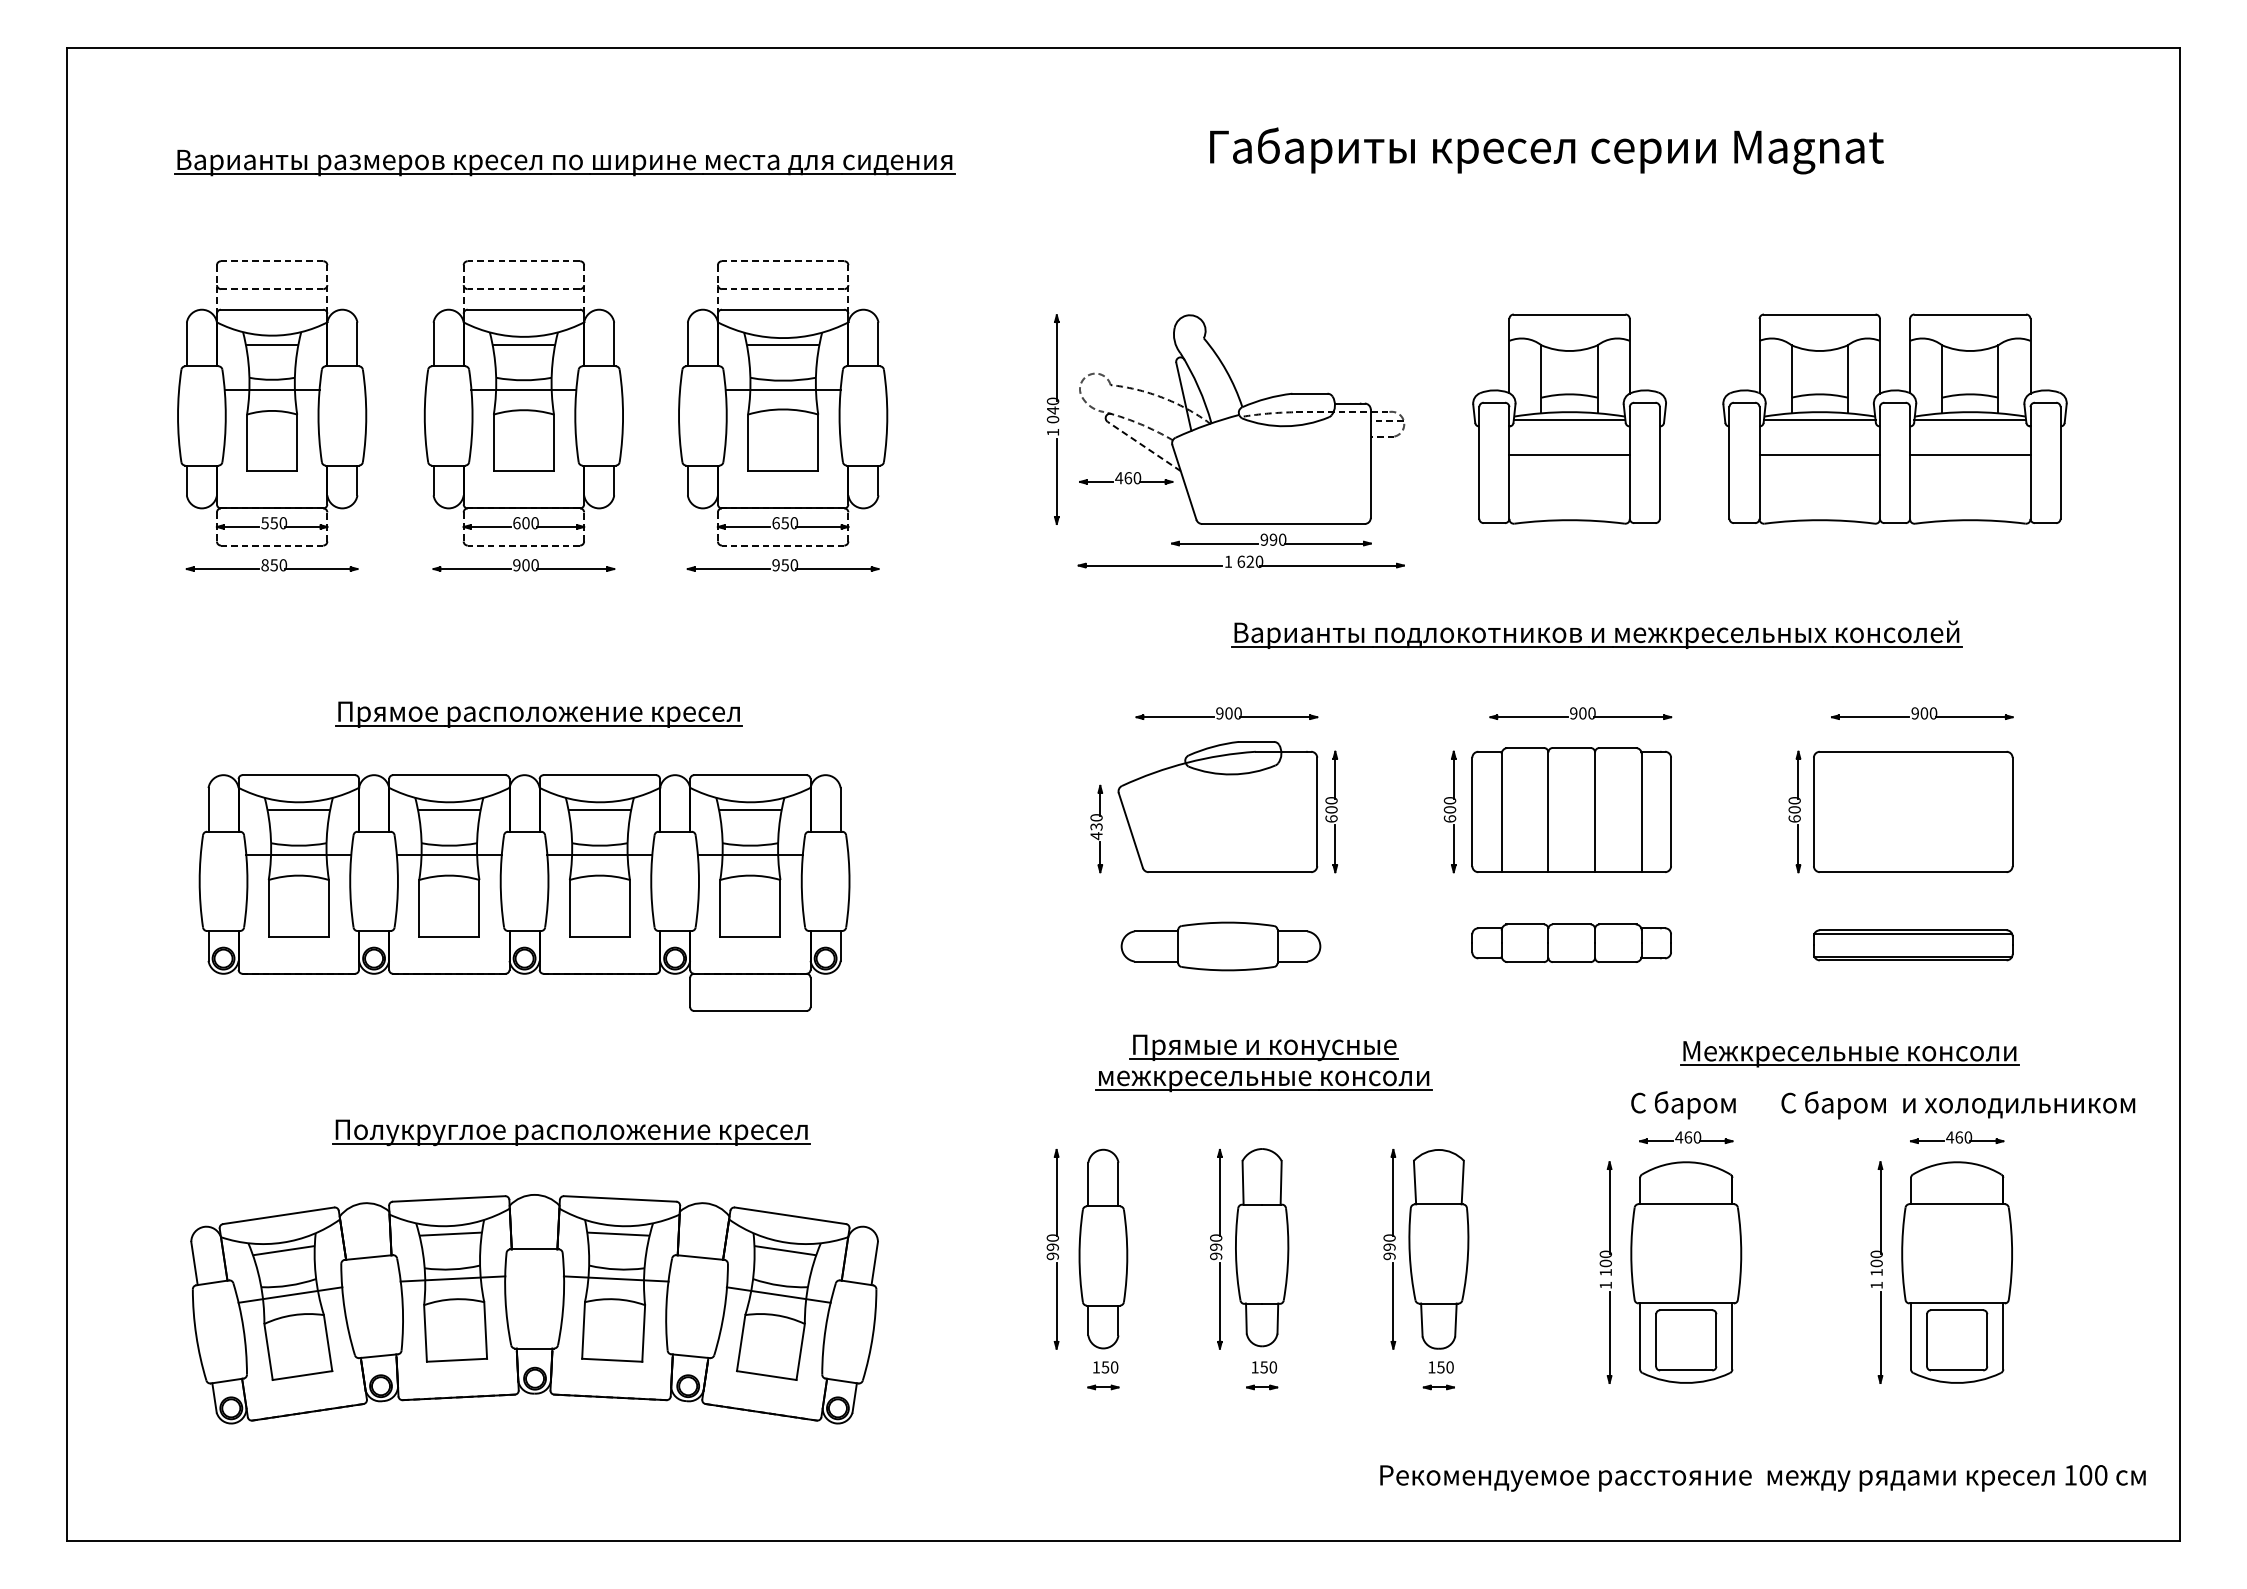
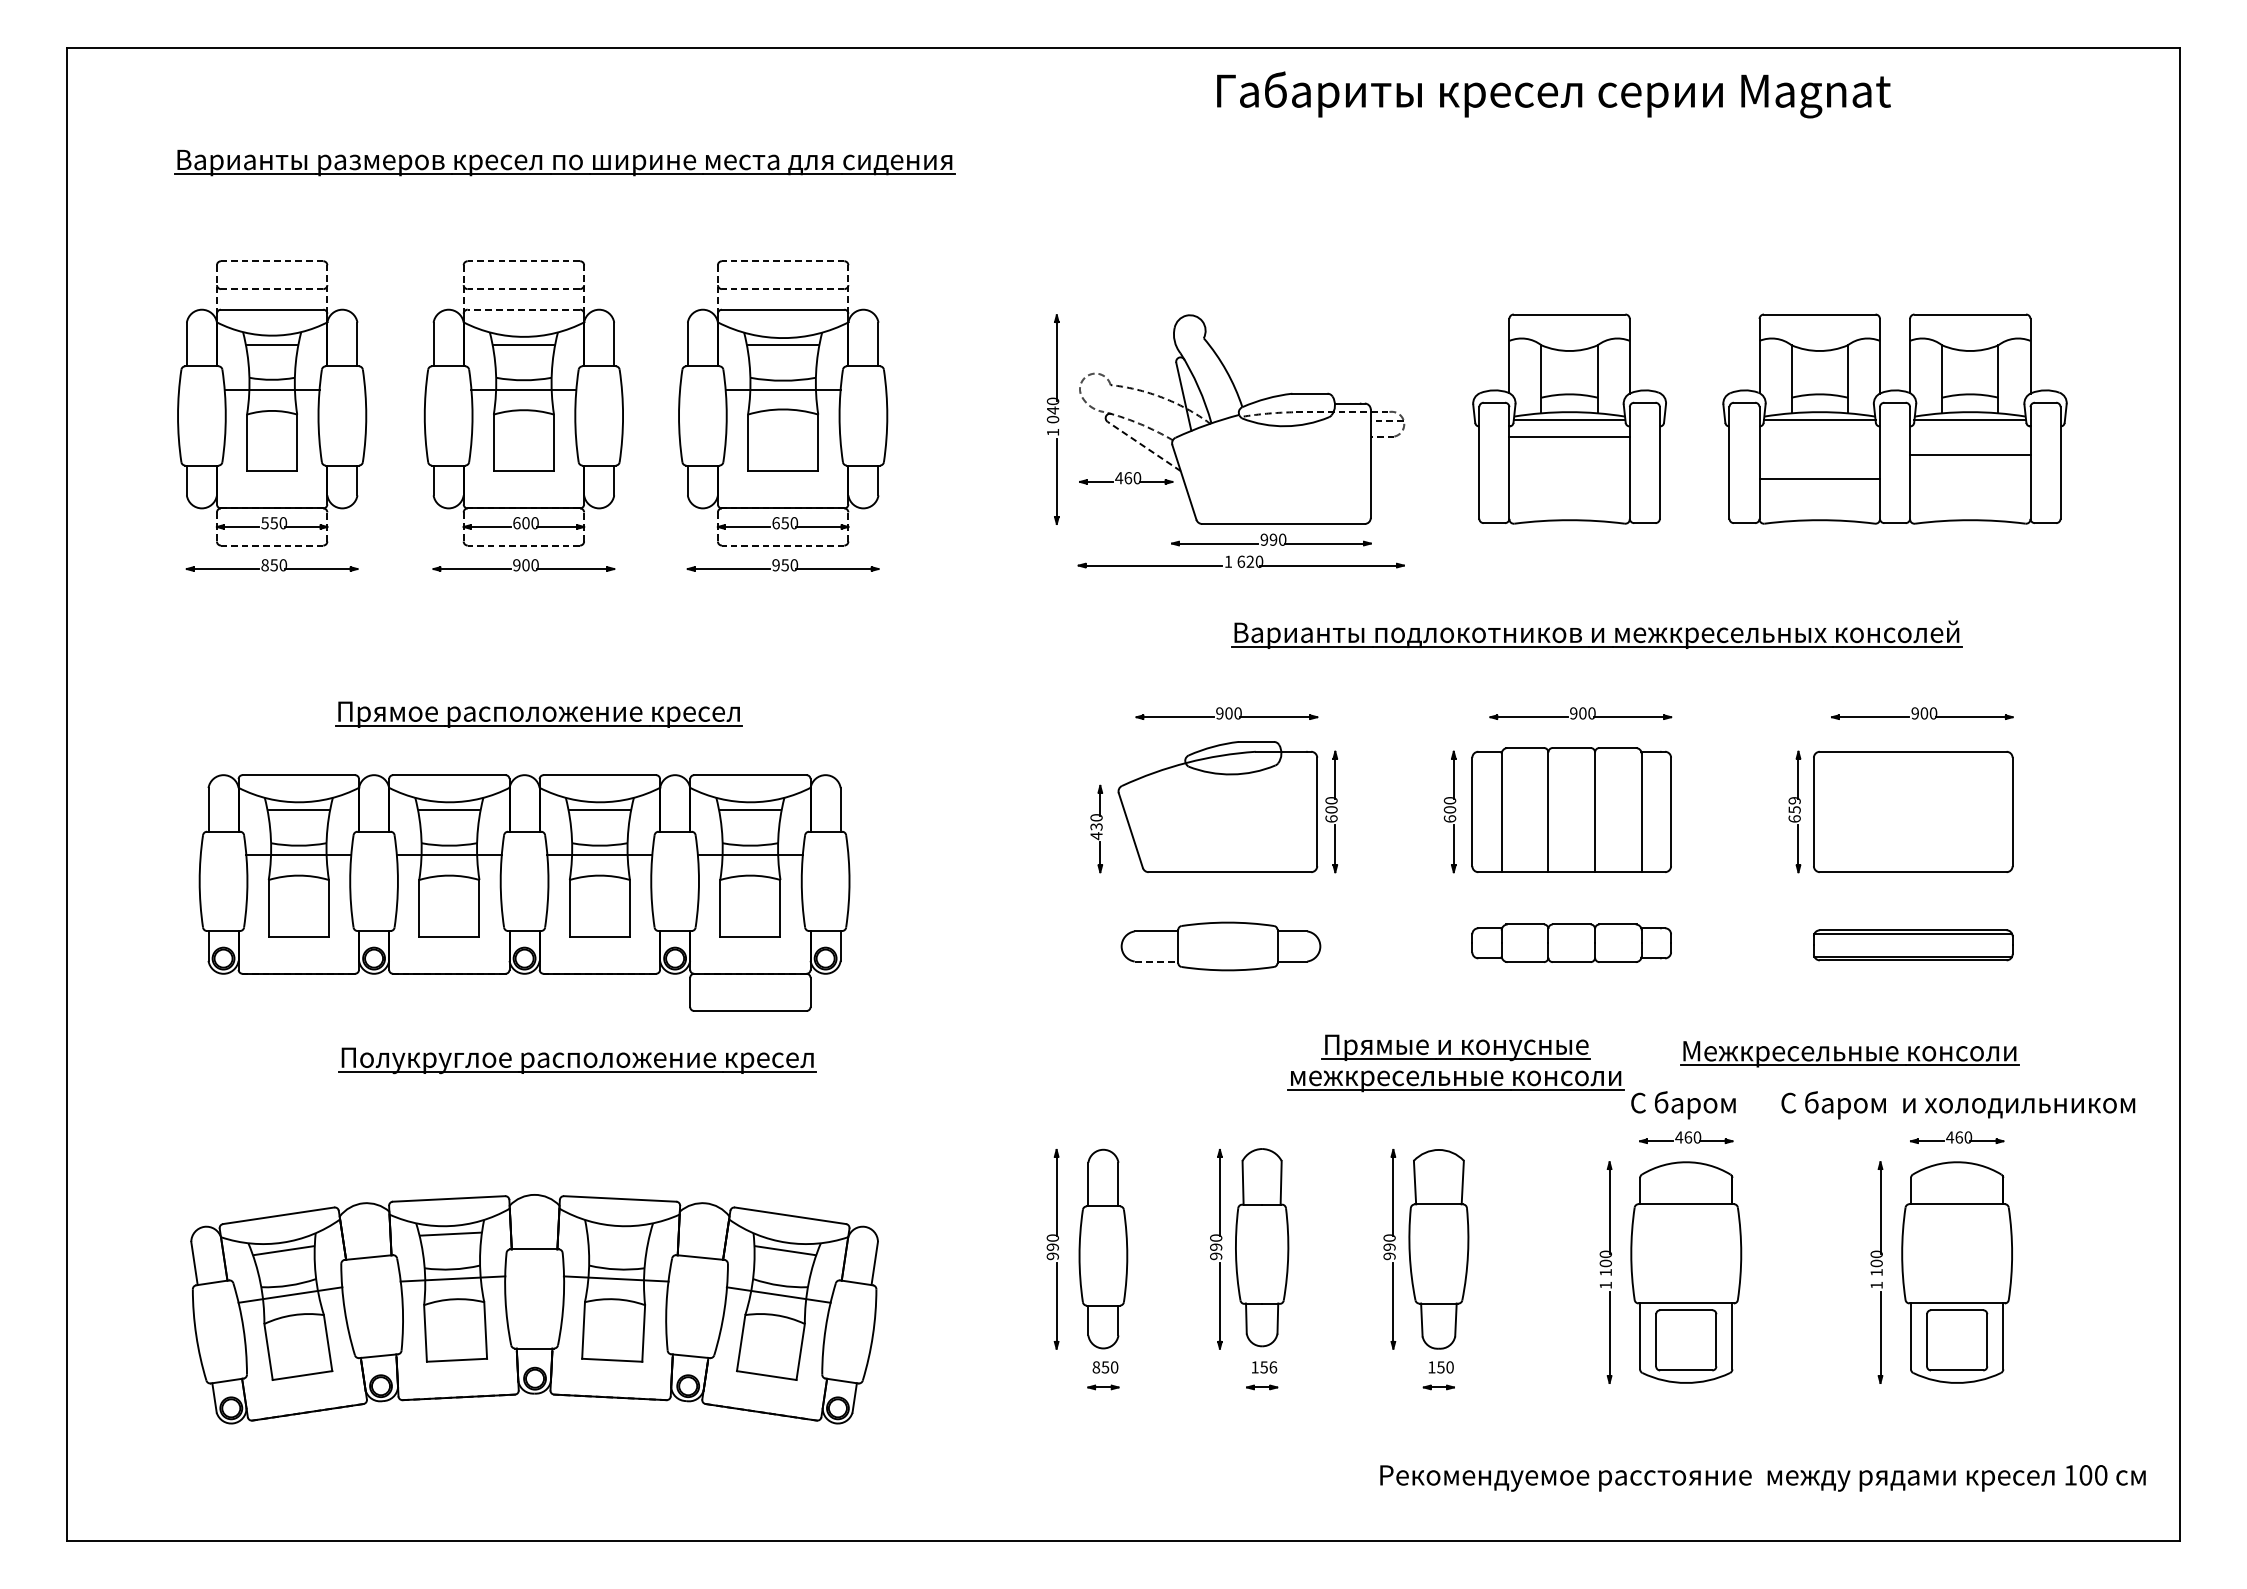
text position: (1546, 150) -> (1553, 94) (1553, 94)
line: solid -> dashed (523, 309)
line position: (1569, 454) -> (1569, 436) (1569, 436)
line position: (1819, 454) -> (1819, 478) (1819, 478)
text: 600 -> 659 (1794, 805)
line: solid -> dashed (1156, 961)
part position: (1263, 1063) -> (1455, 1063) (1455, 1063)
part position: (571, 1132) -> (577, 1060) (577, 1060)
line: present -> none (618, 1233)
text: 150 -> 850 (1096, 1367)
text: 150 -> 156 (1273, 1367)
